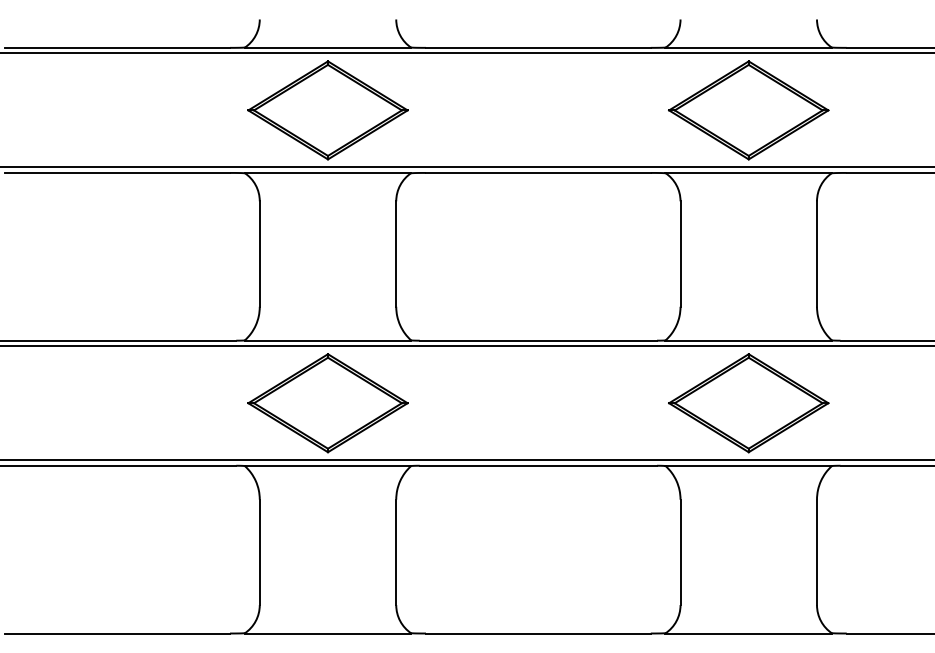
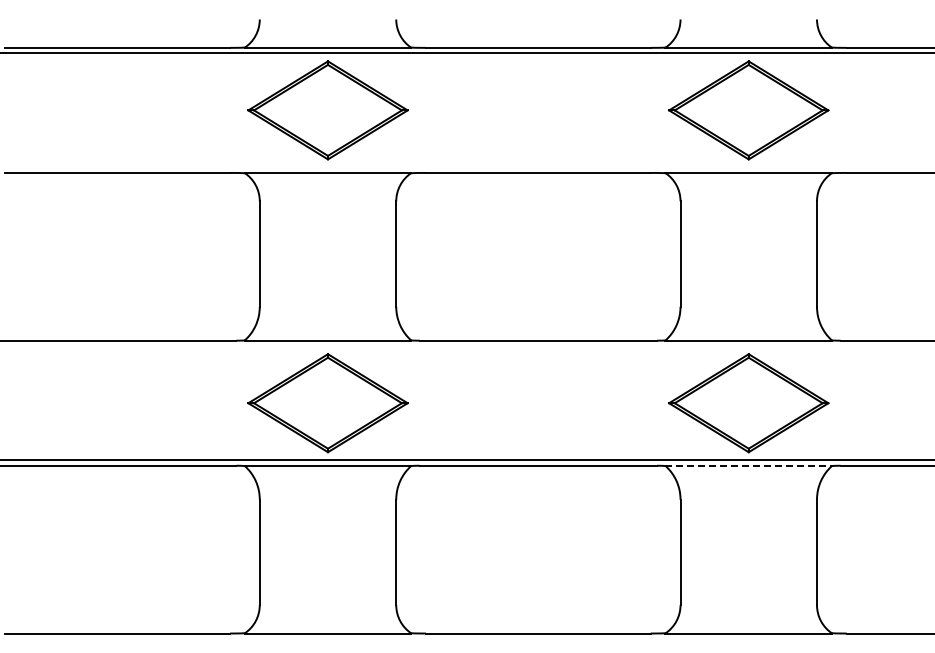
line: present -> none (466, 167)
line: present -> none (466, 346)
line: solid -> dashed (749, 465)
